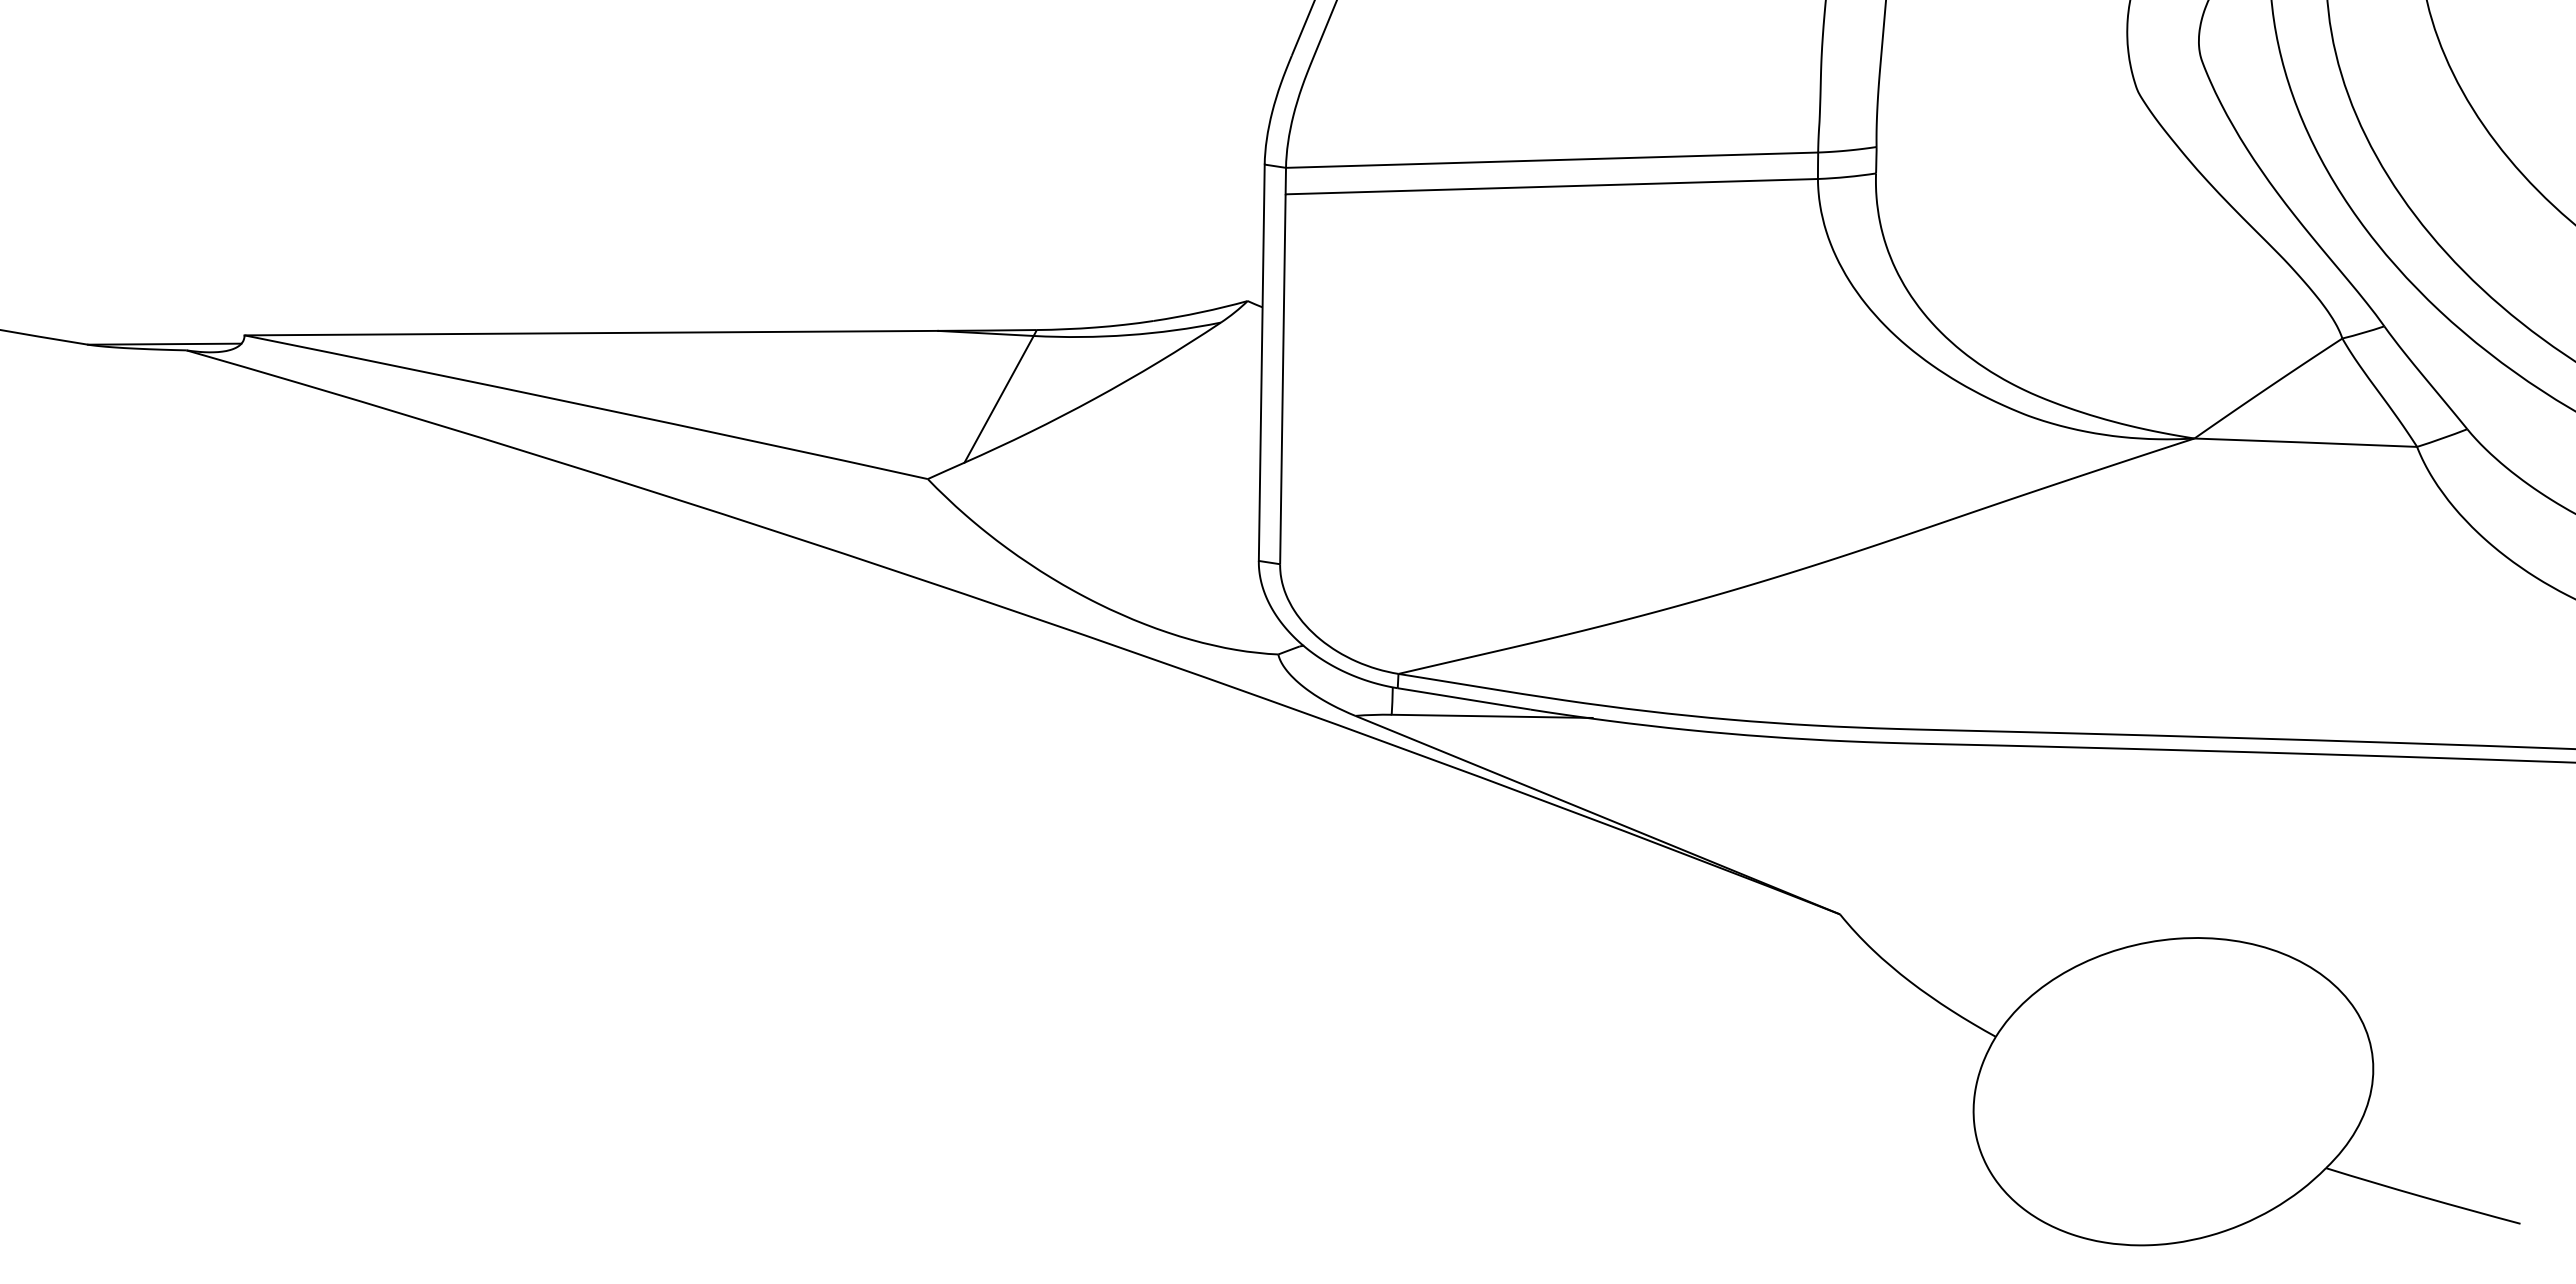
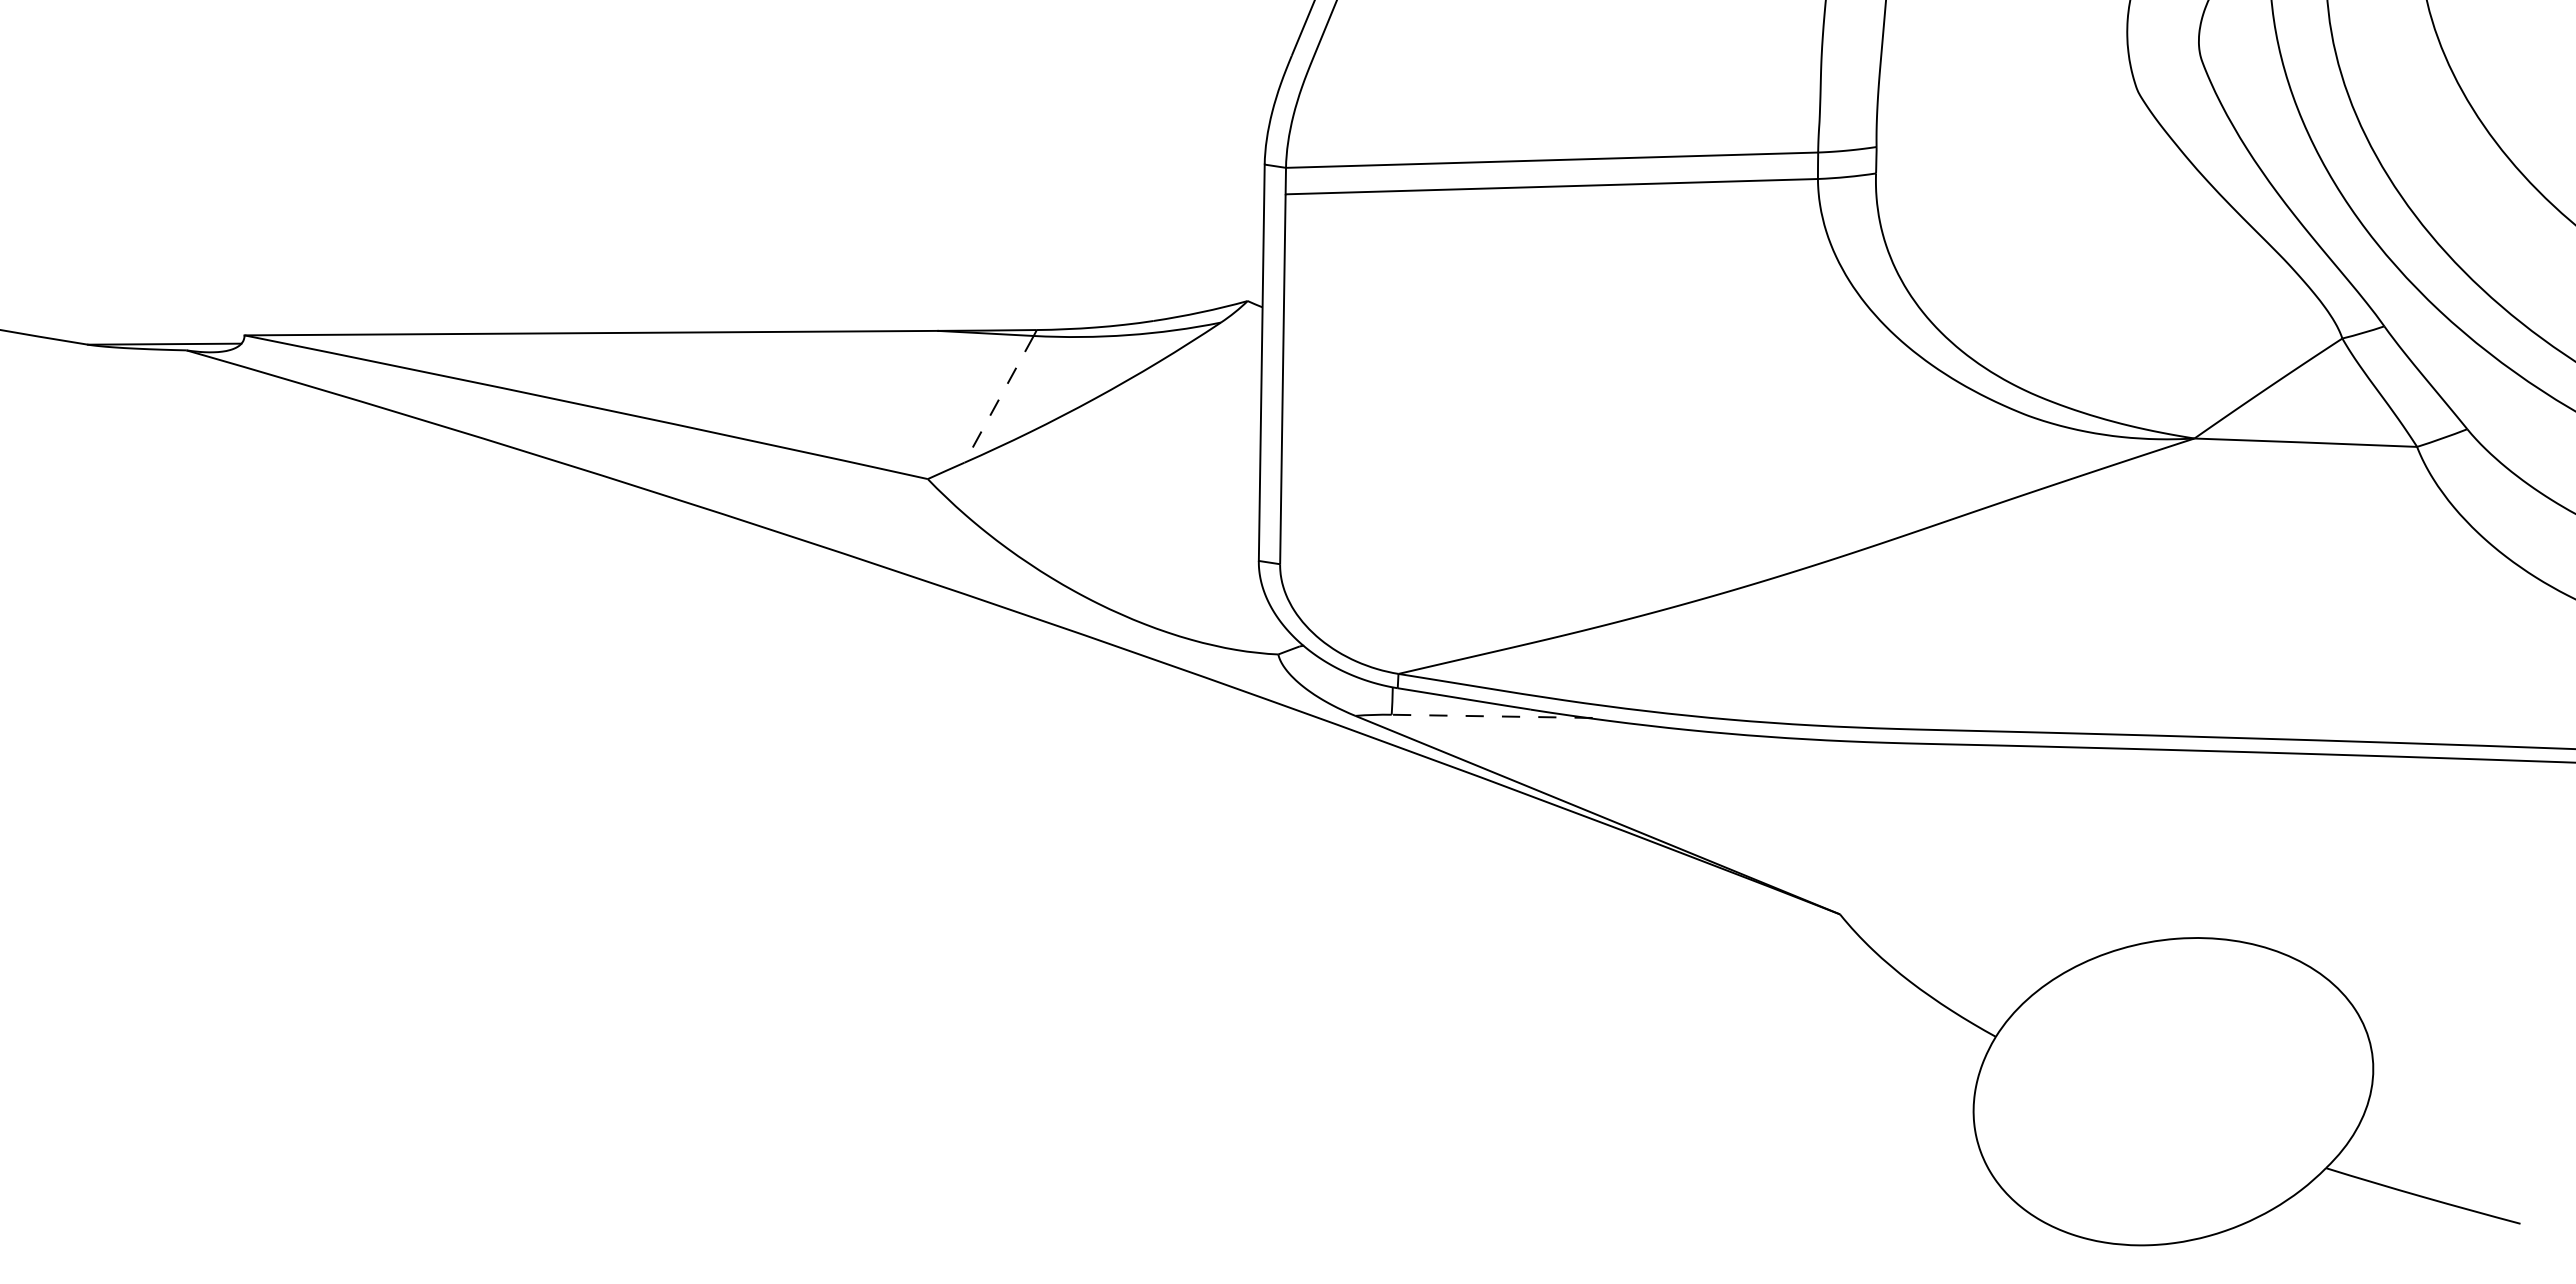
line: solid -> dashed (998, 399)
line: solid -> dashed (1492, 716)
